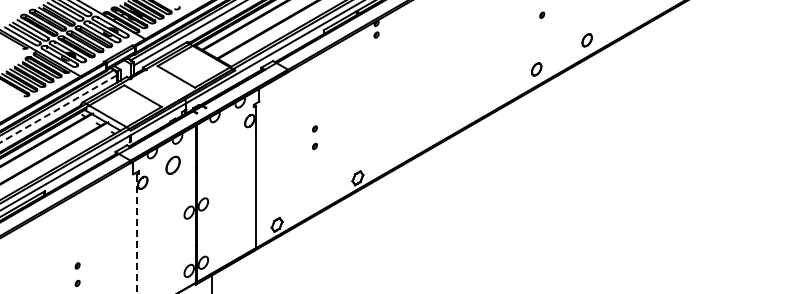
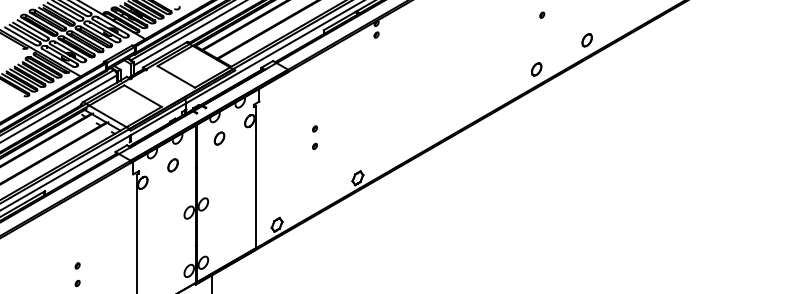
line: dashed -> solid (58, 109)
part: none -> present (219, 138)
part size: 16x20 px -> 12x15 px (172, 165)
line: dashed -> solid (136, 234)
